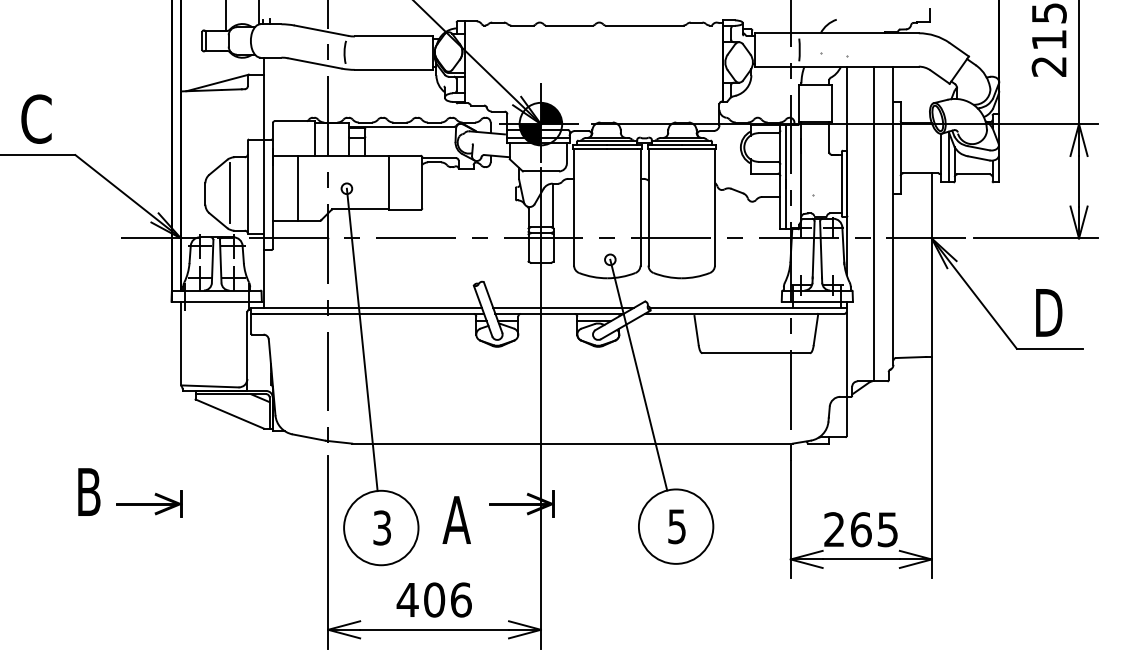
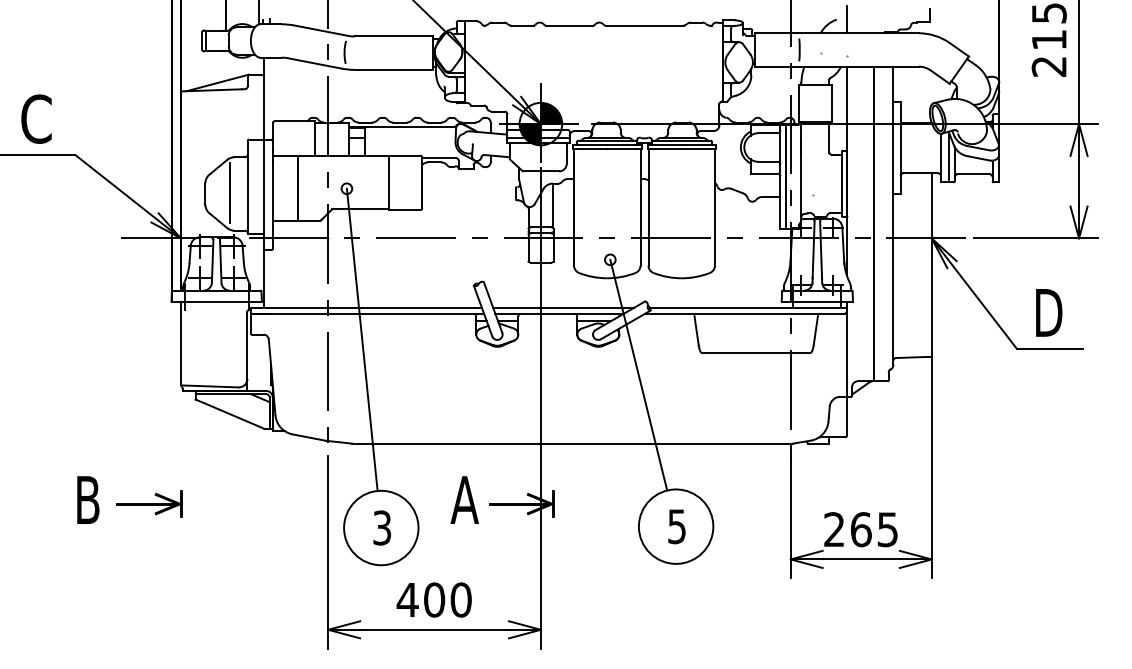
line: none -> present (846, 19)
text position: (89, 491) -> (88, 499) (88, 499)
text position: (456, 519) -> (464, 499) (464, 499)
text: 406 -> 400 (460, 599)
